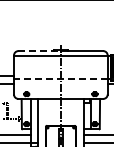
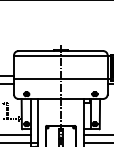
line: dashed -> solid (40, 51)
line: dashed -> solid (60, 78)
